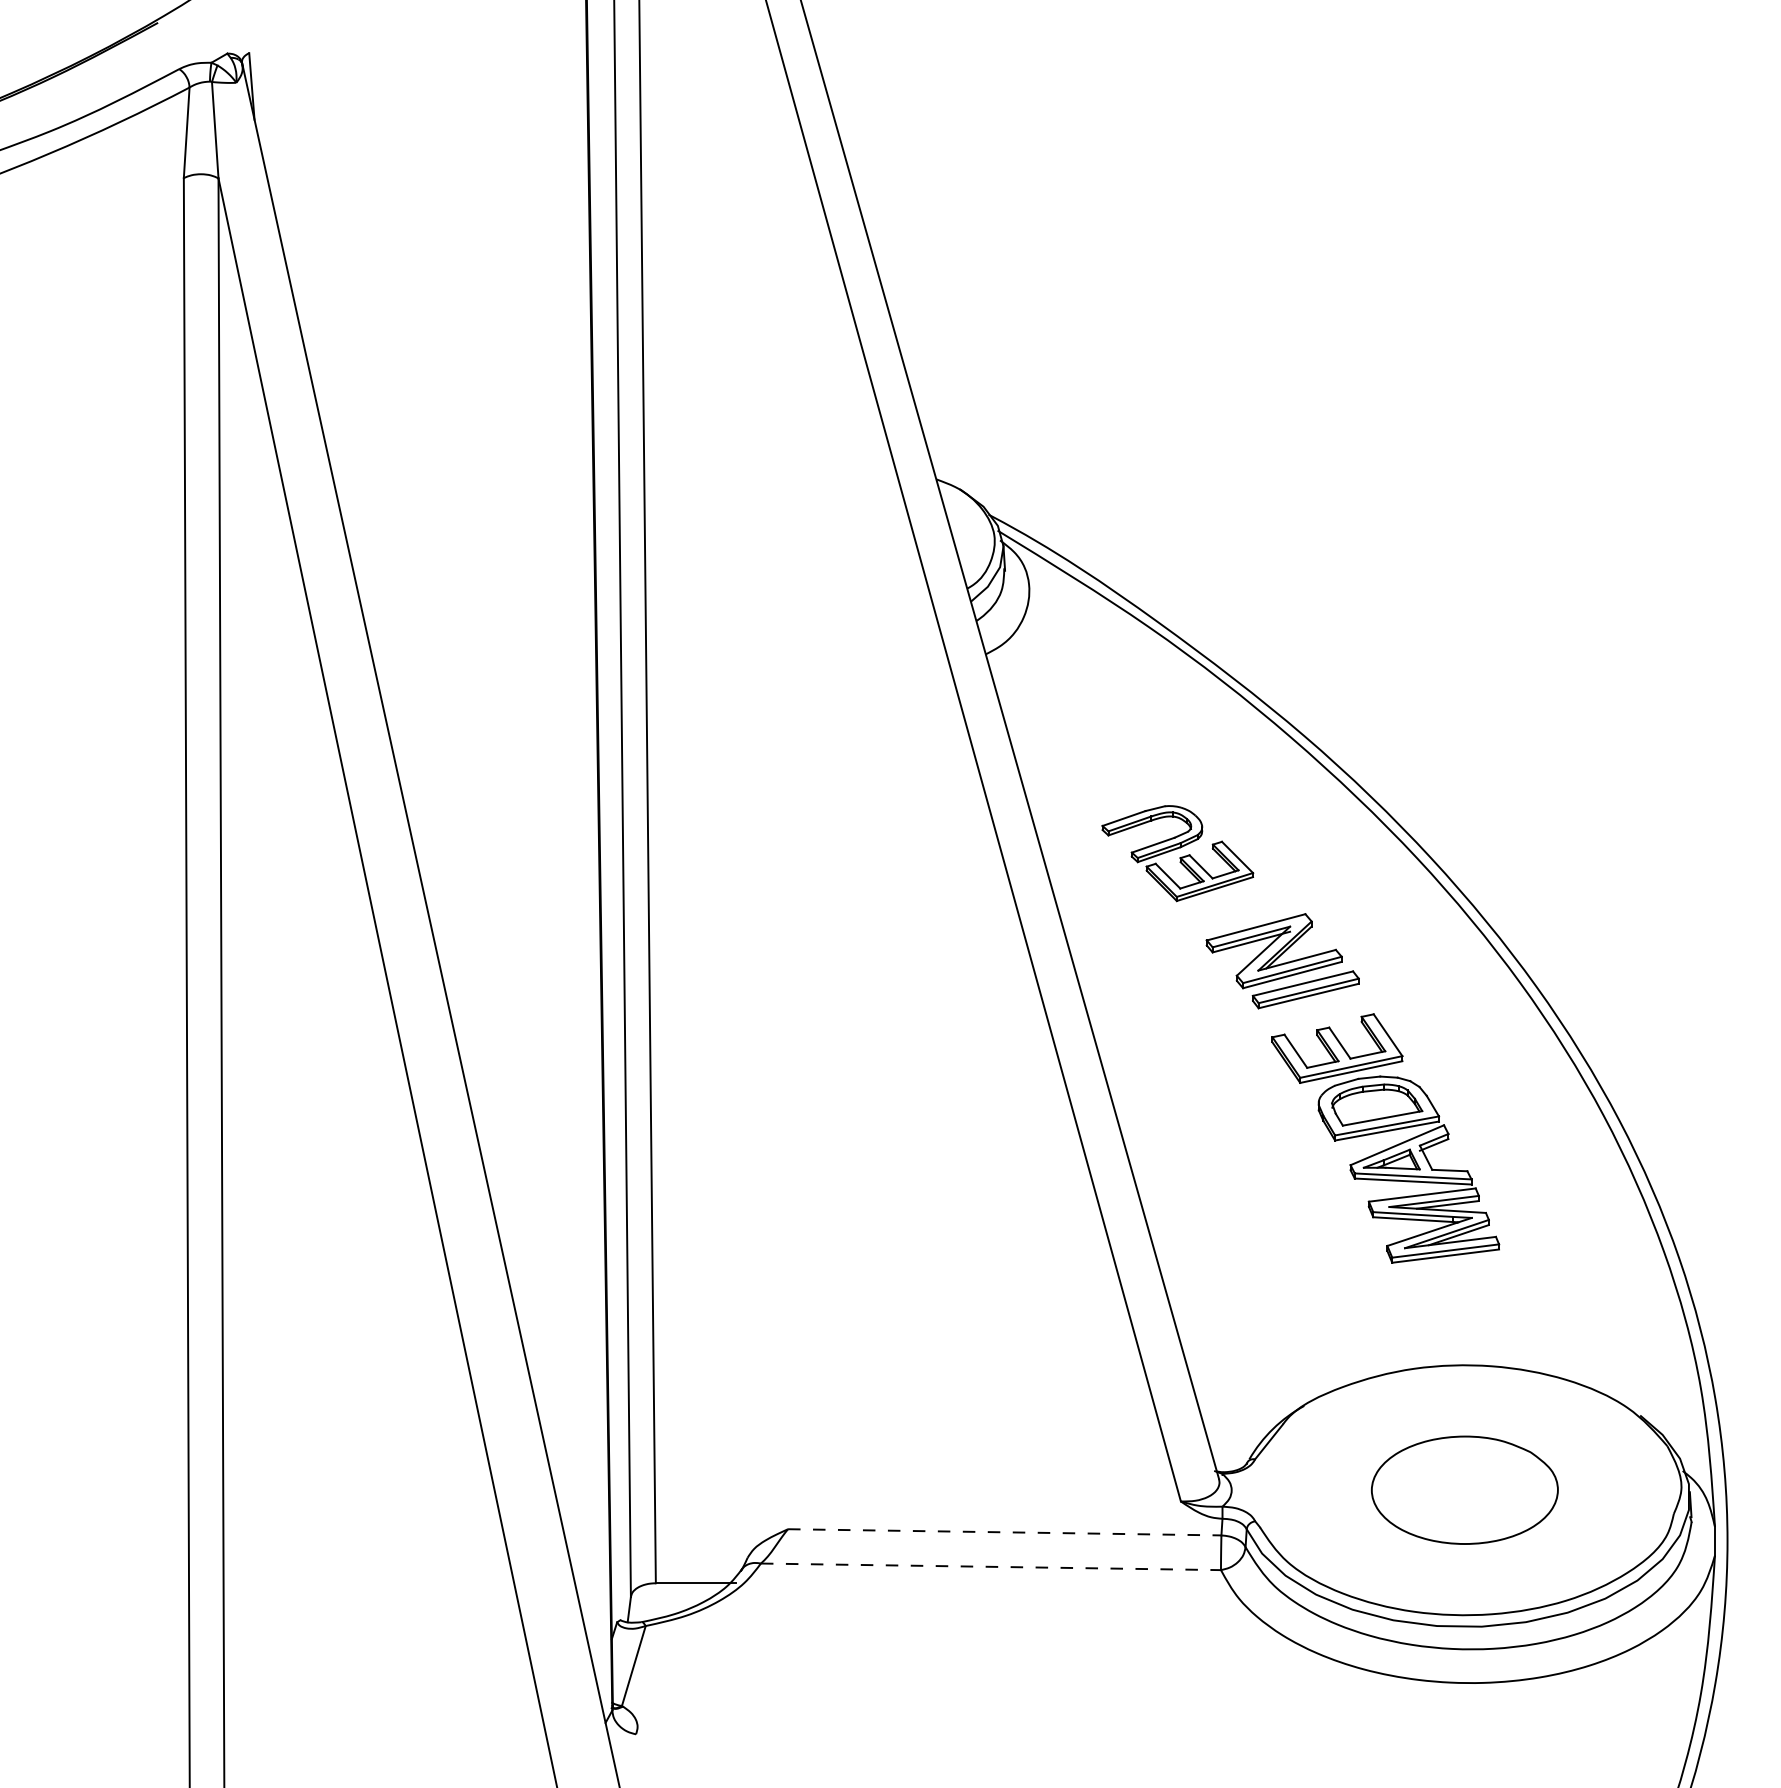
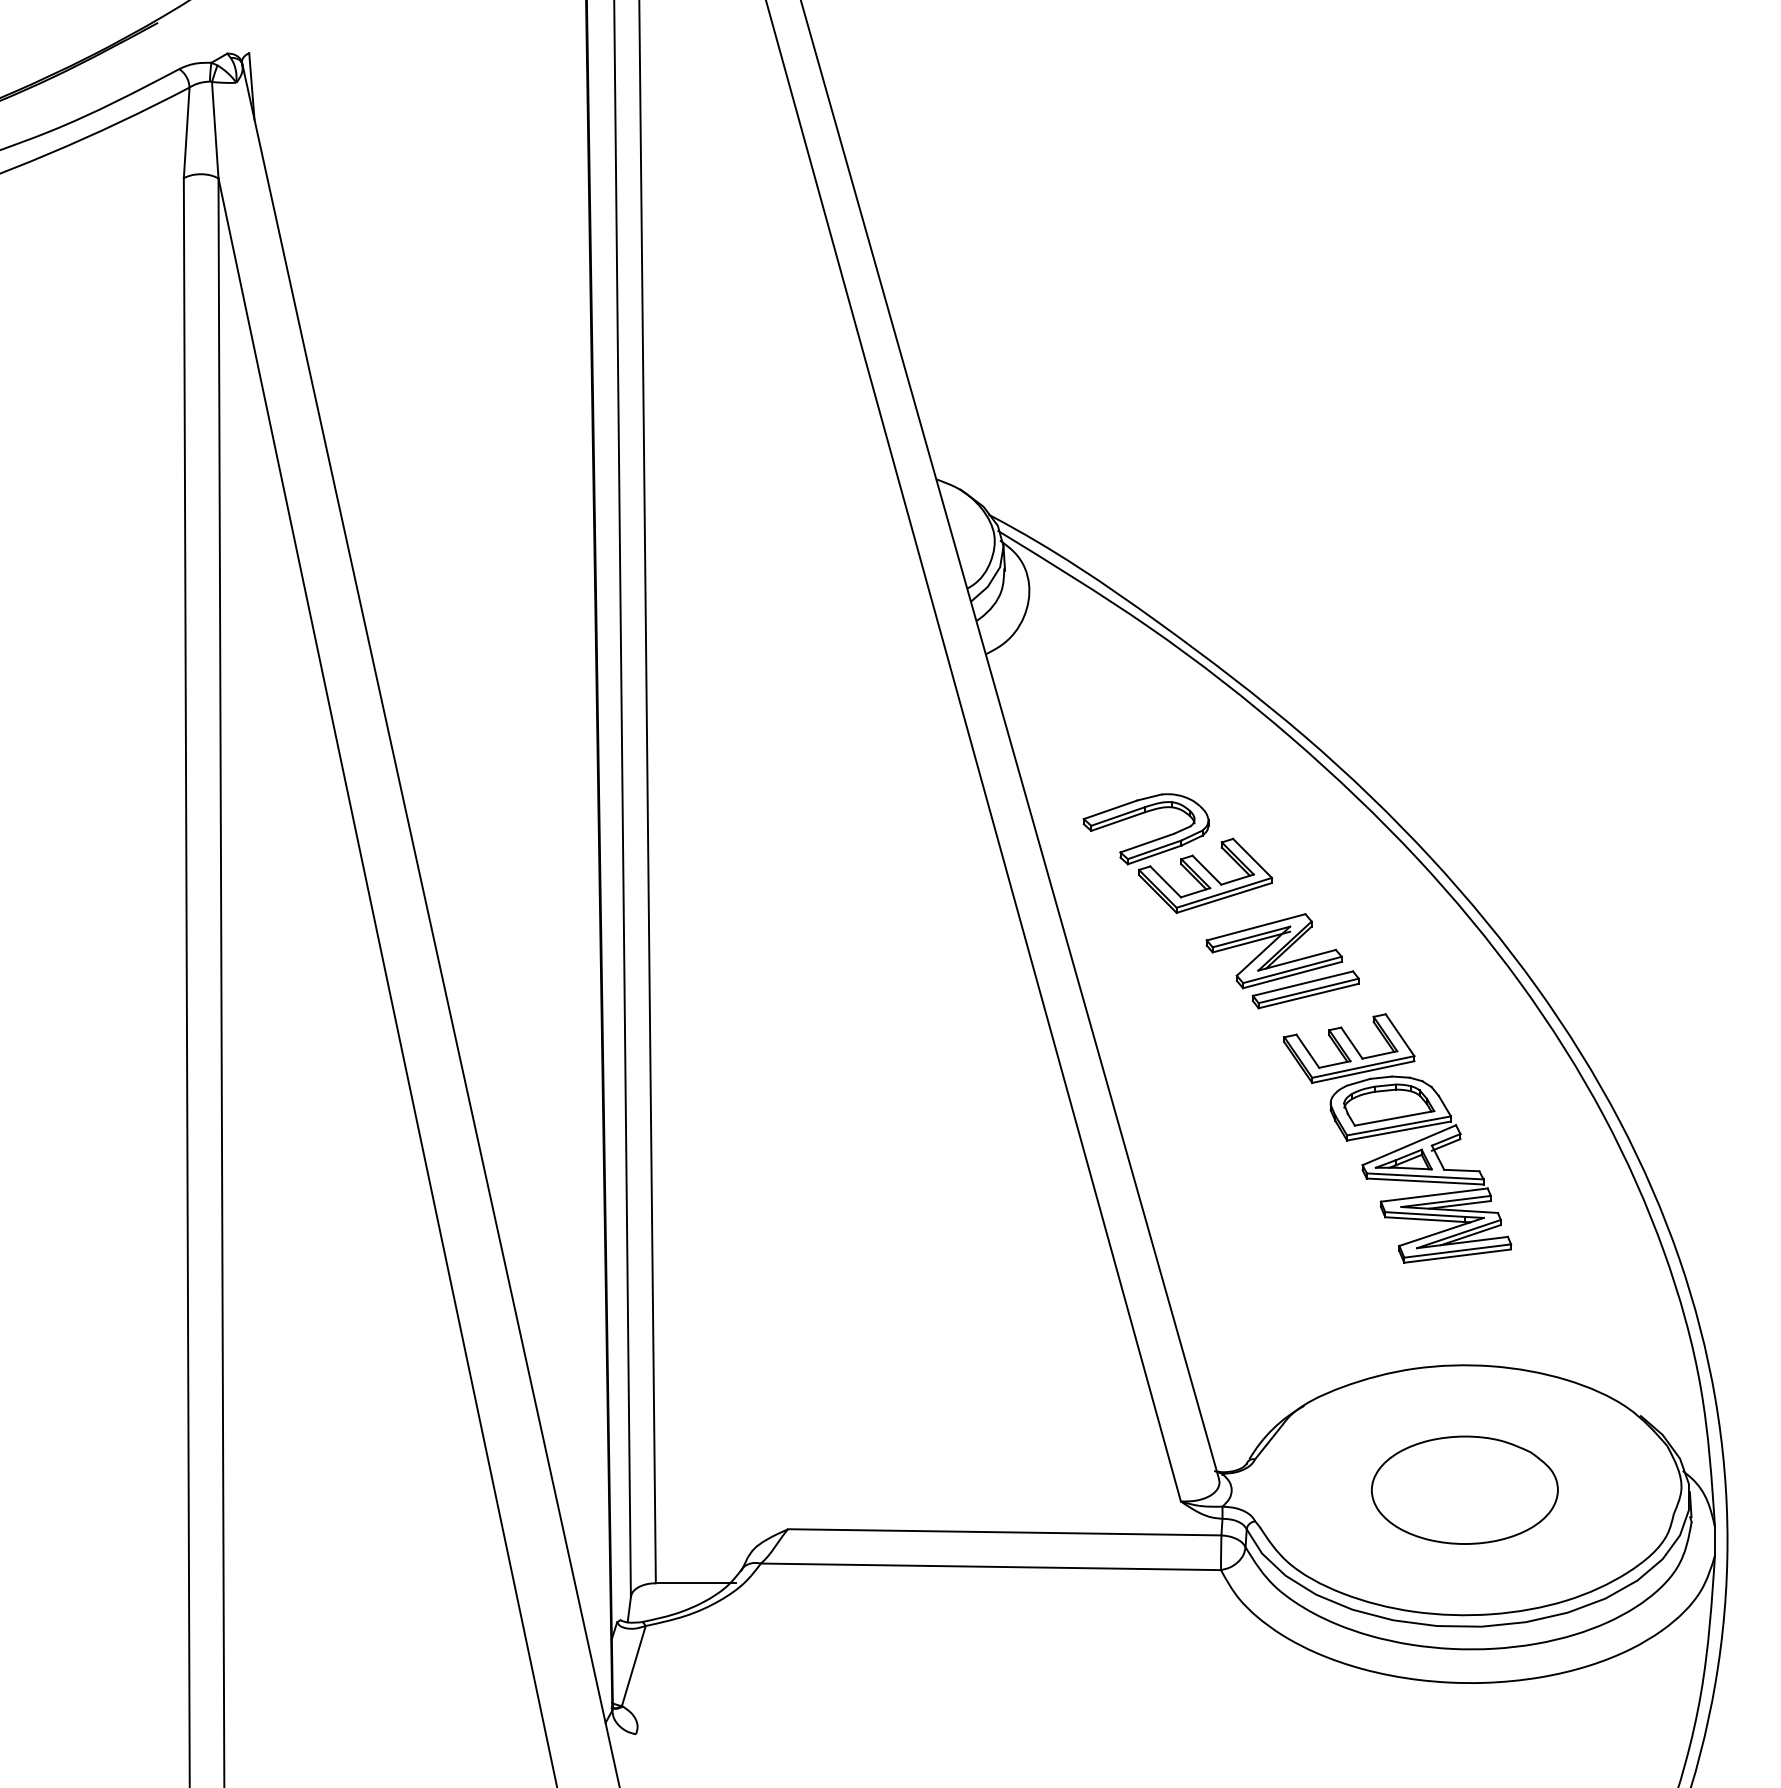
part size: 154x98 px -> 191x121 px (1177, 853)
part position: (1385, 1138) -> (1397, 1138) (1397, 1138)
line: dashed -> solid (1004, 1532)
line: dashed -> solid (991, 1566)
